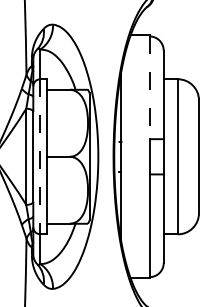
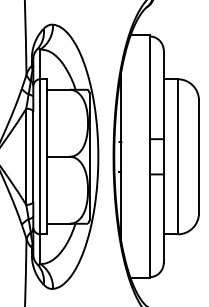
line: dashed -> solid (149, 88)
line: dashed -> solid (40, 156)
